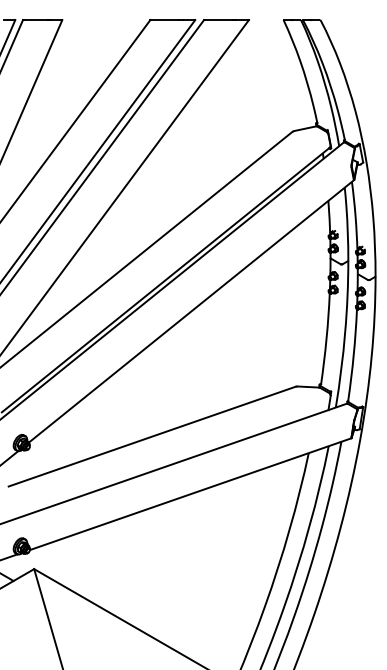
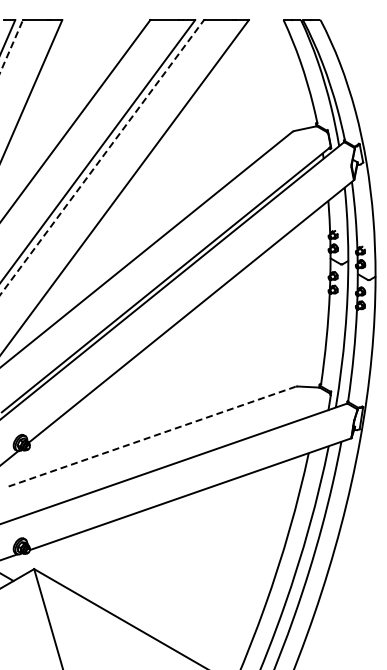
line: solid -> dashed (11, 45)
line: solid -> dashed (102, 157)
line: solid -> dashed (152, 436)
